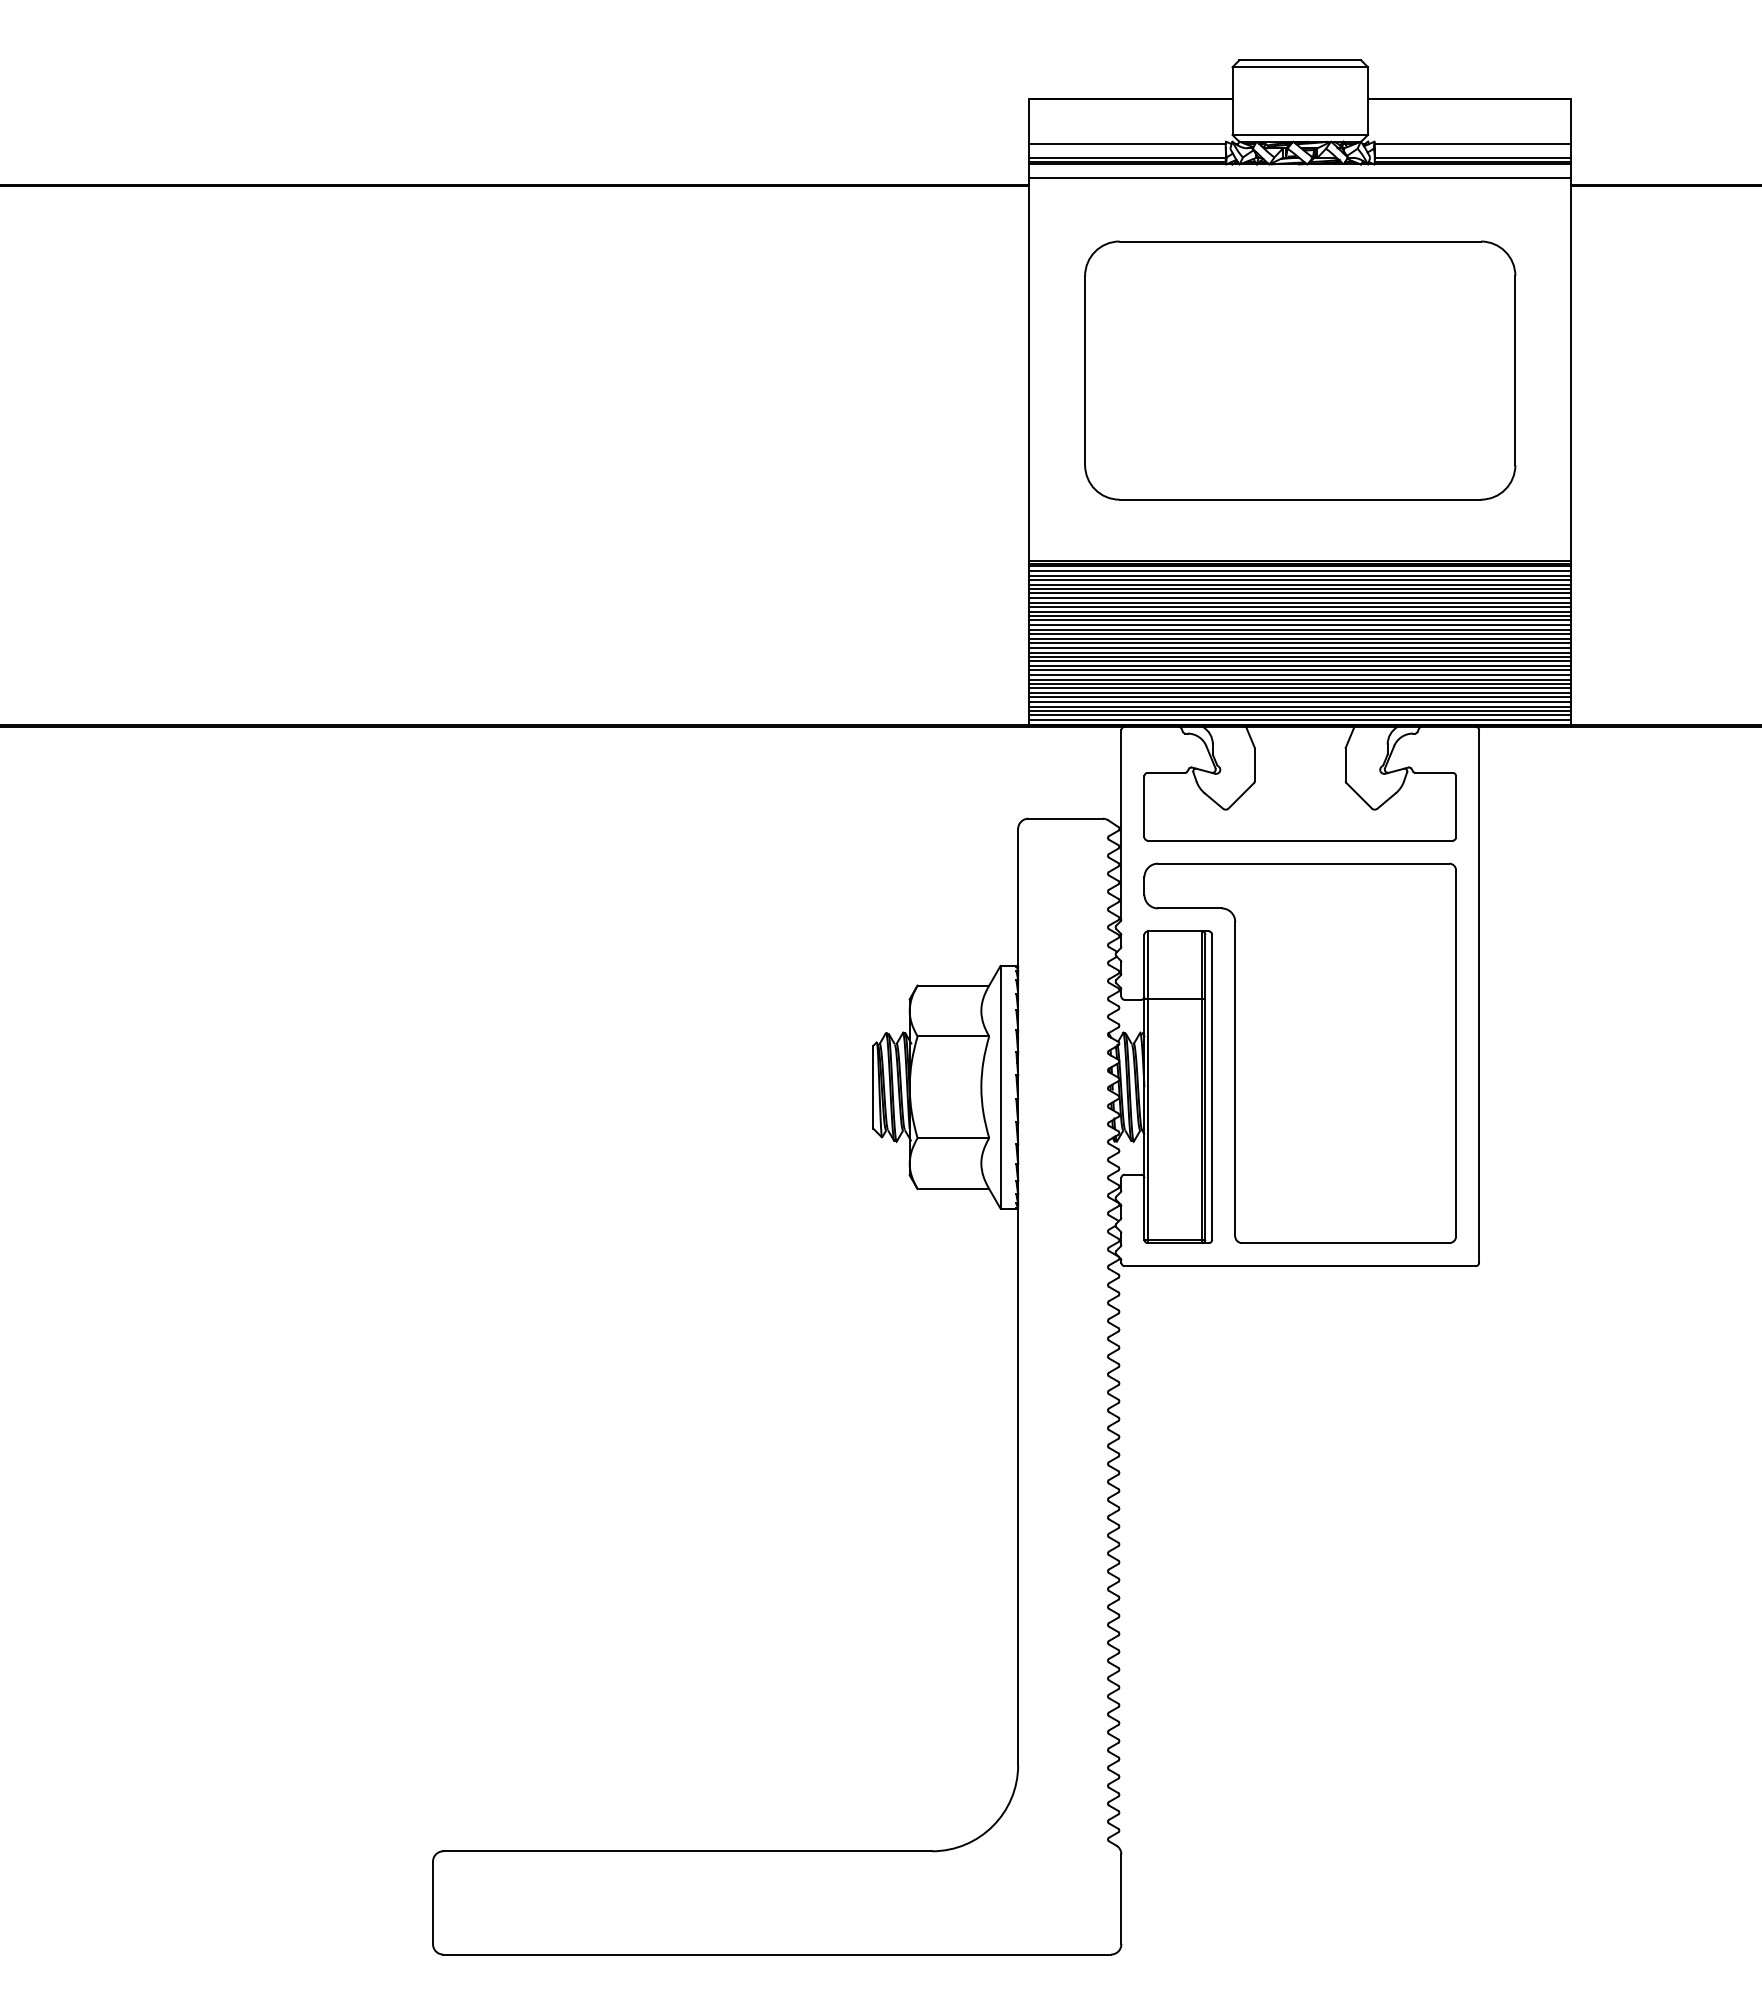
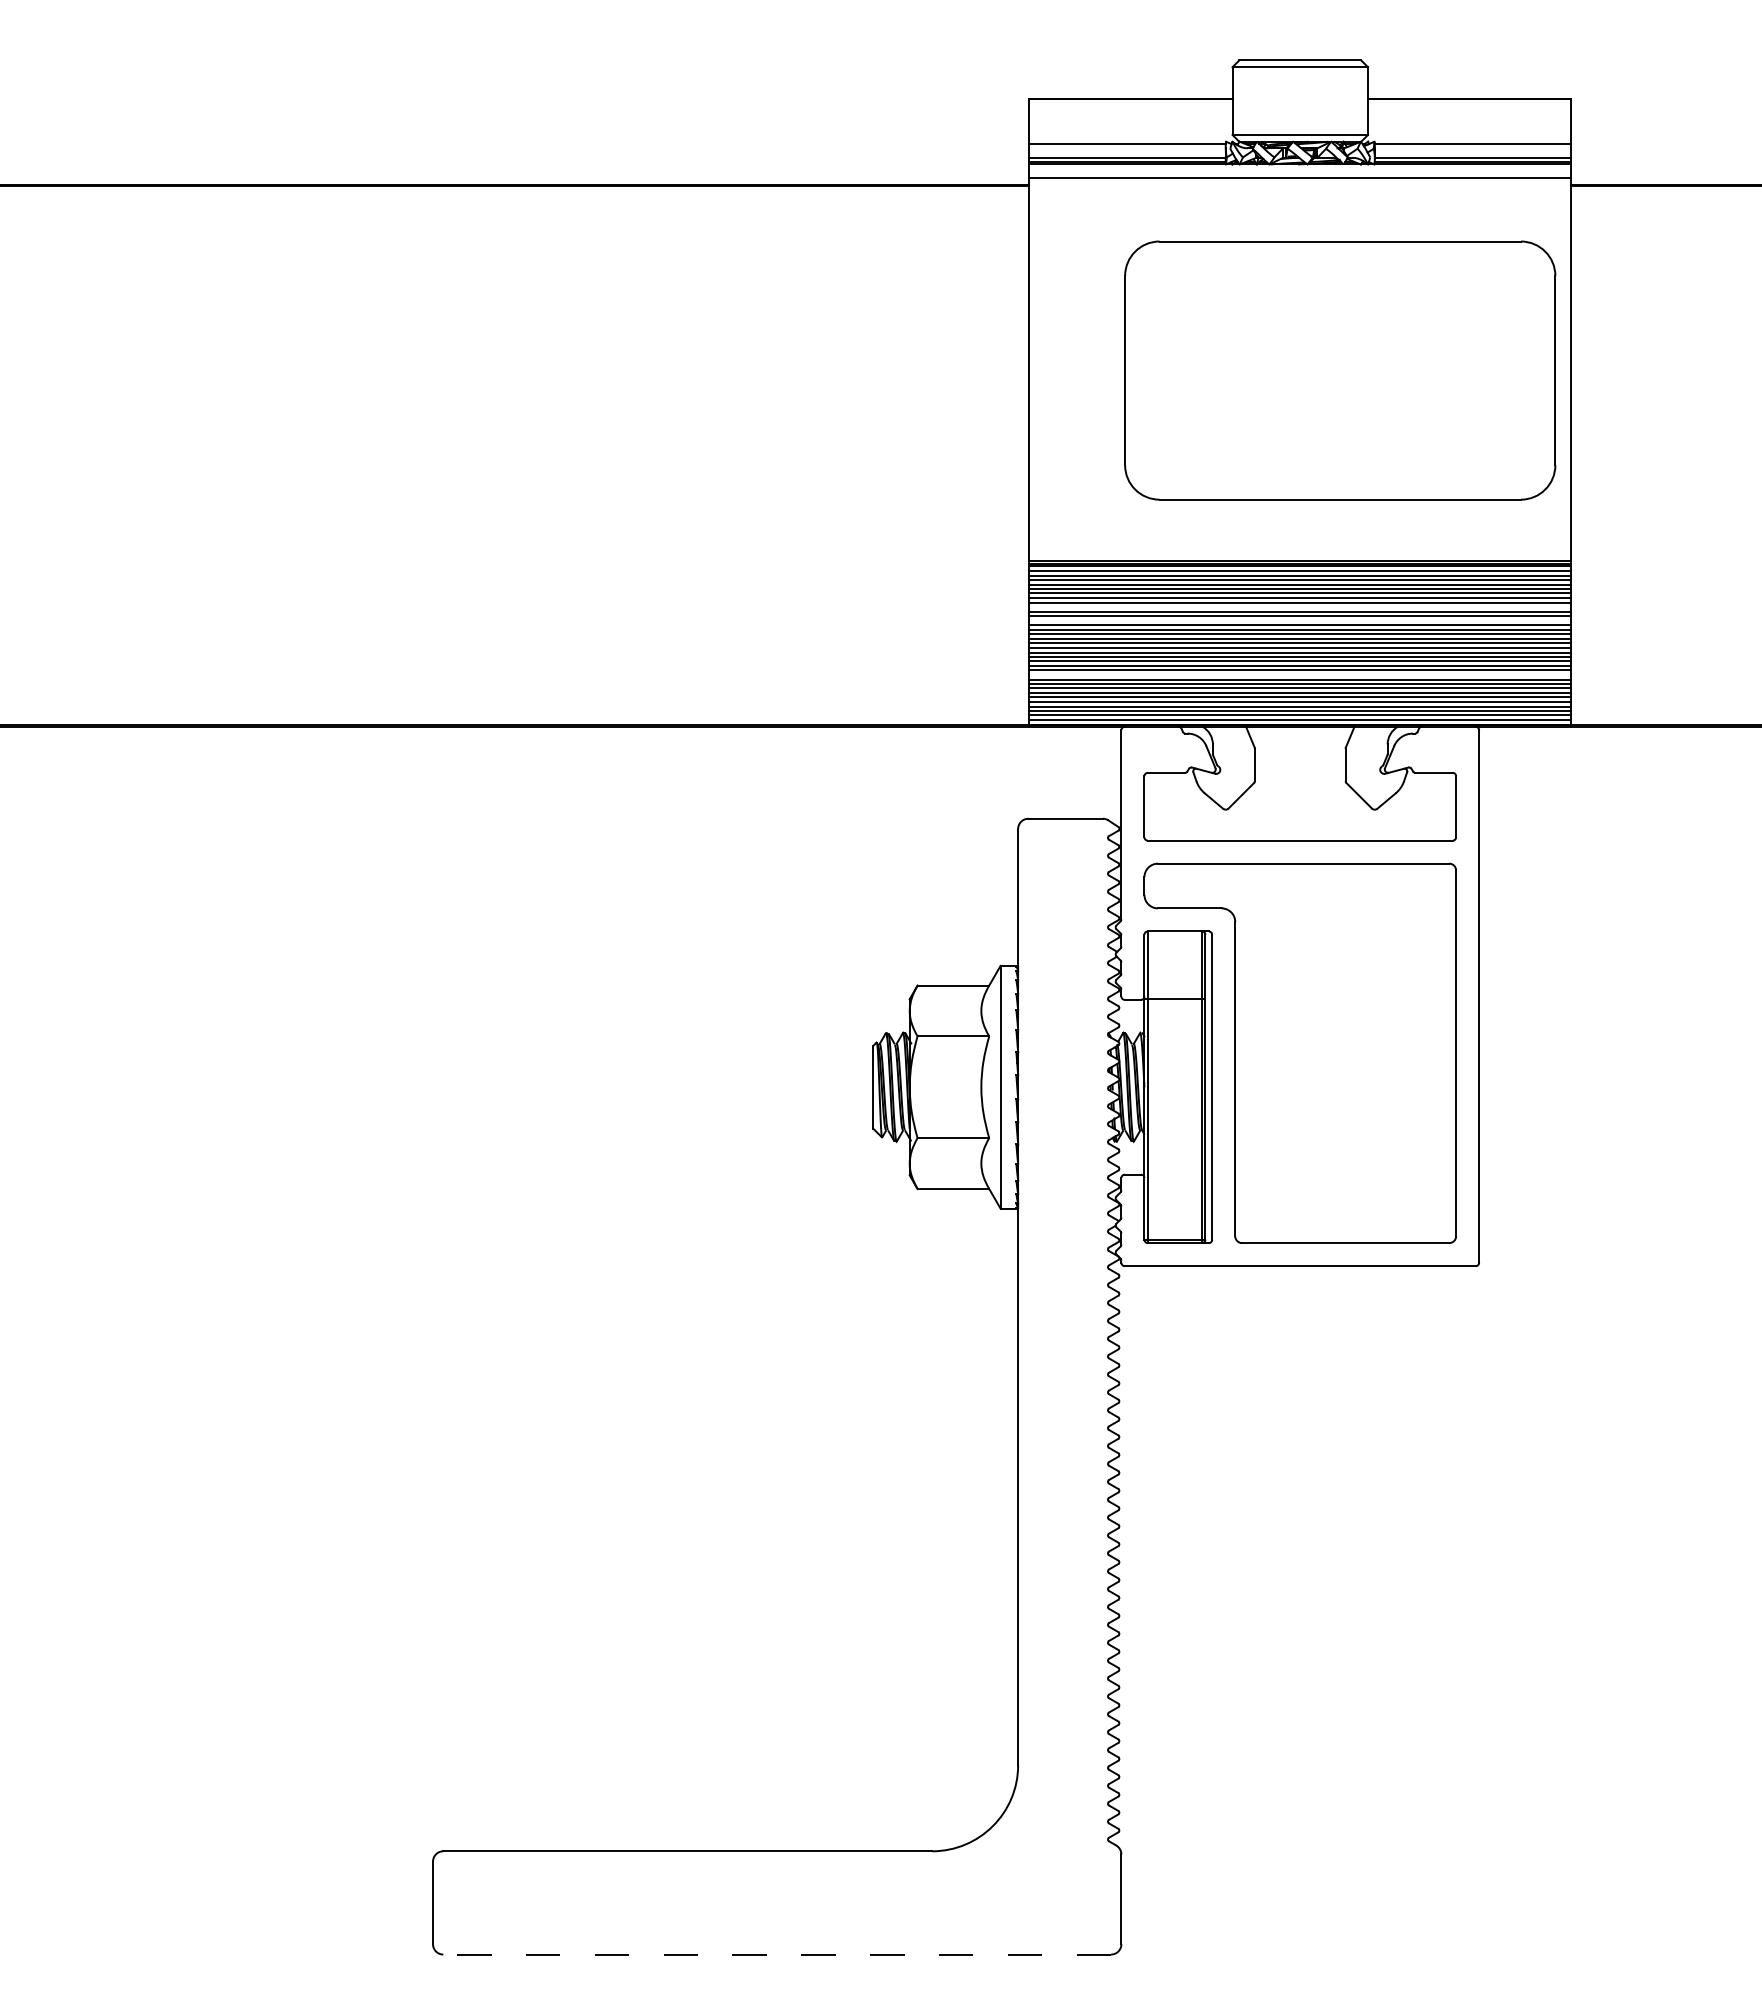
part position: (1300, 370) -> (1340, 370) (1340, 370)
line: present -> none (1300, 606)
line: present -> none (1300, 620)
line: present -> none (1300, 674)
line: solid -> dashed (777, 1954)
